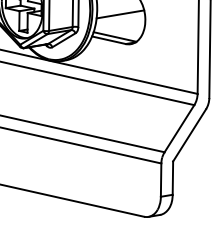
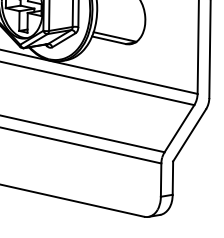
line: present -> none (120, 14)
